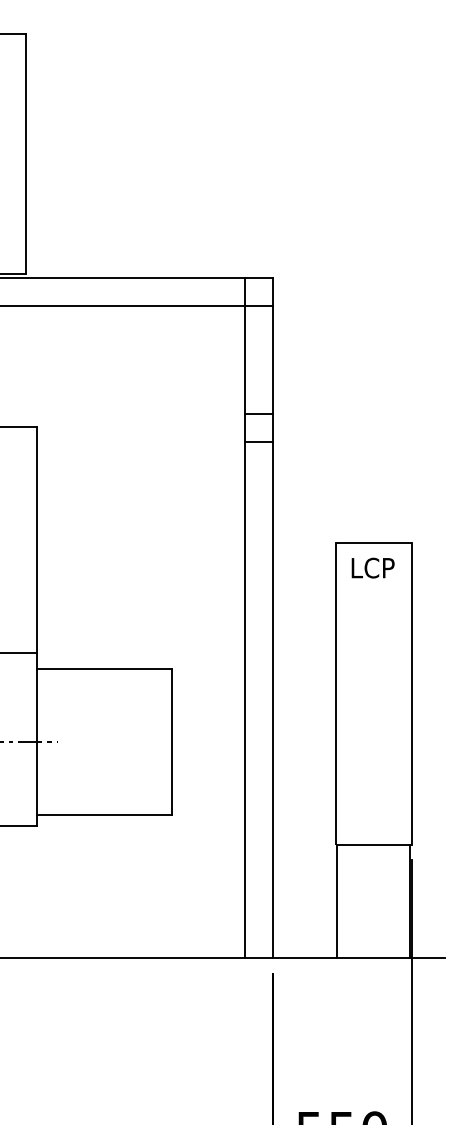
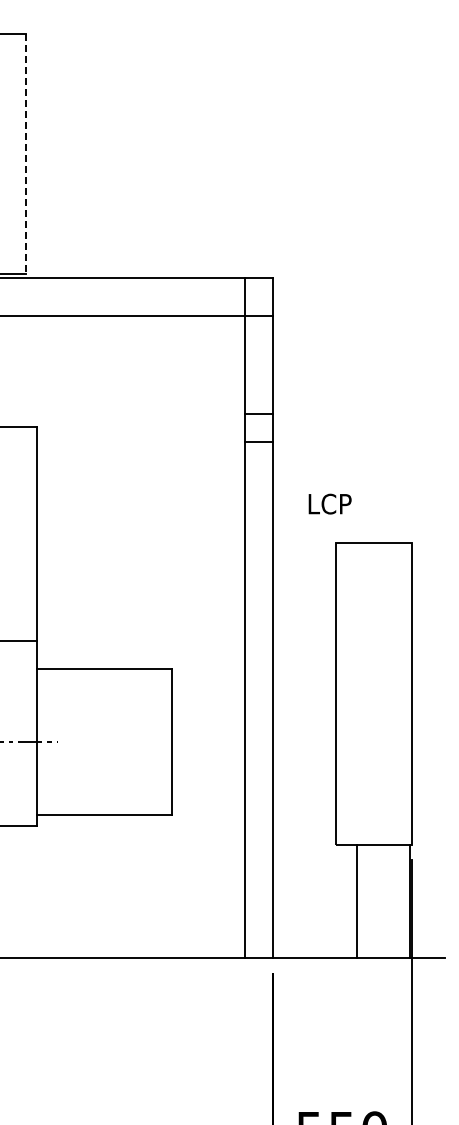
line: solid -> dashed (26, 154)
line position: (137, 305) -> (137, 315) (137, 315)
text position: (372, 567) -> (329, 503) (329, 503)
line position: (20, 652) -> (20, 640) (20, 640)
line position: (337, 901) -> (357, 901) (357, 901)
